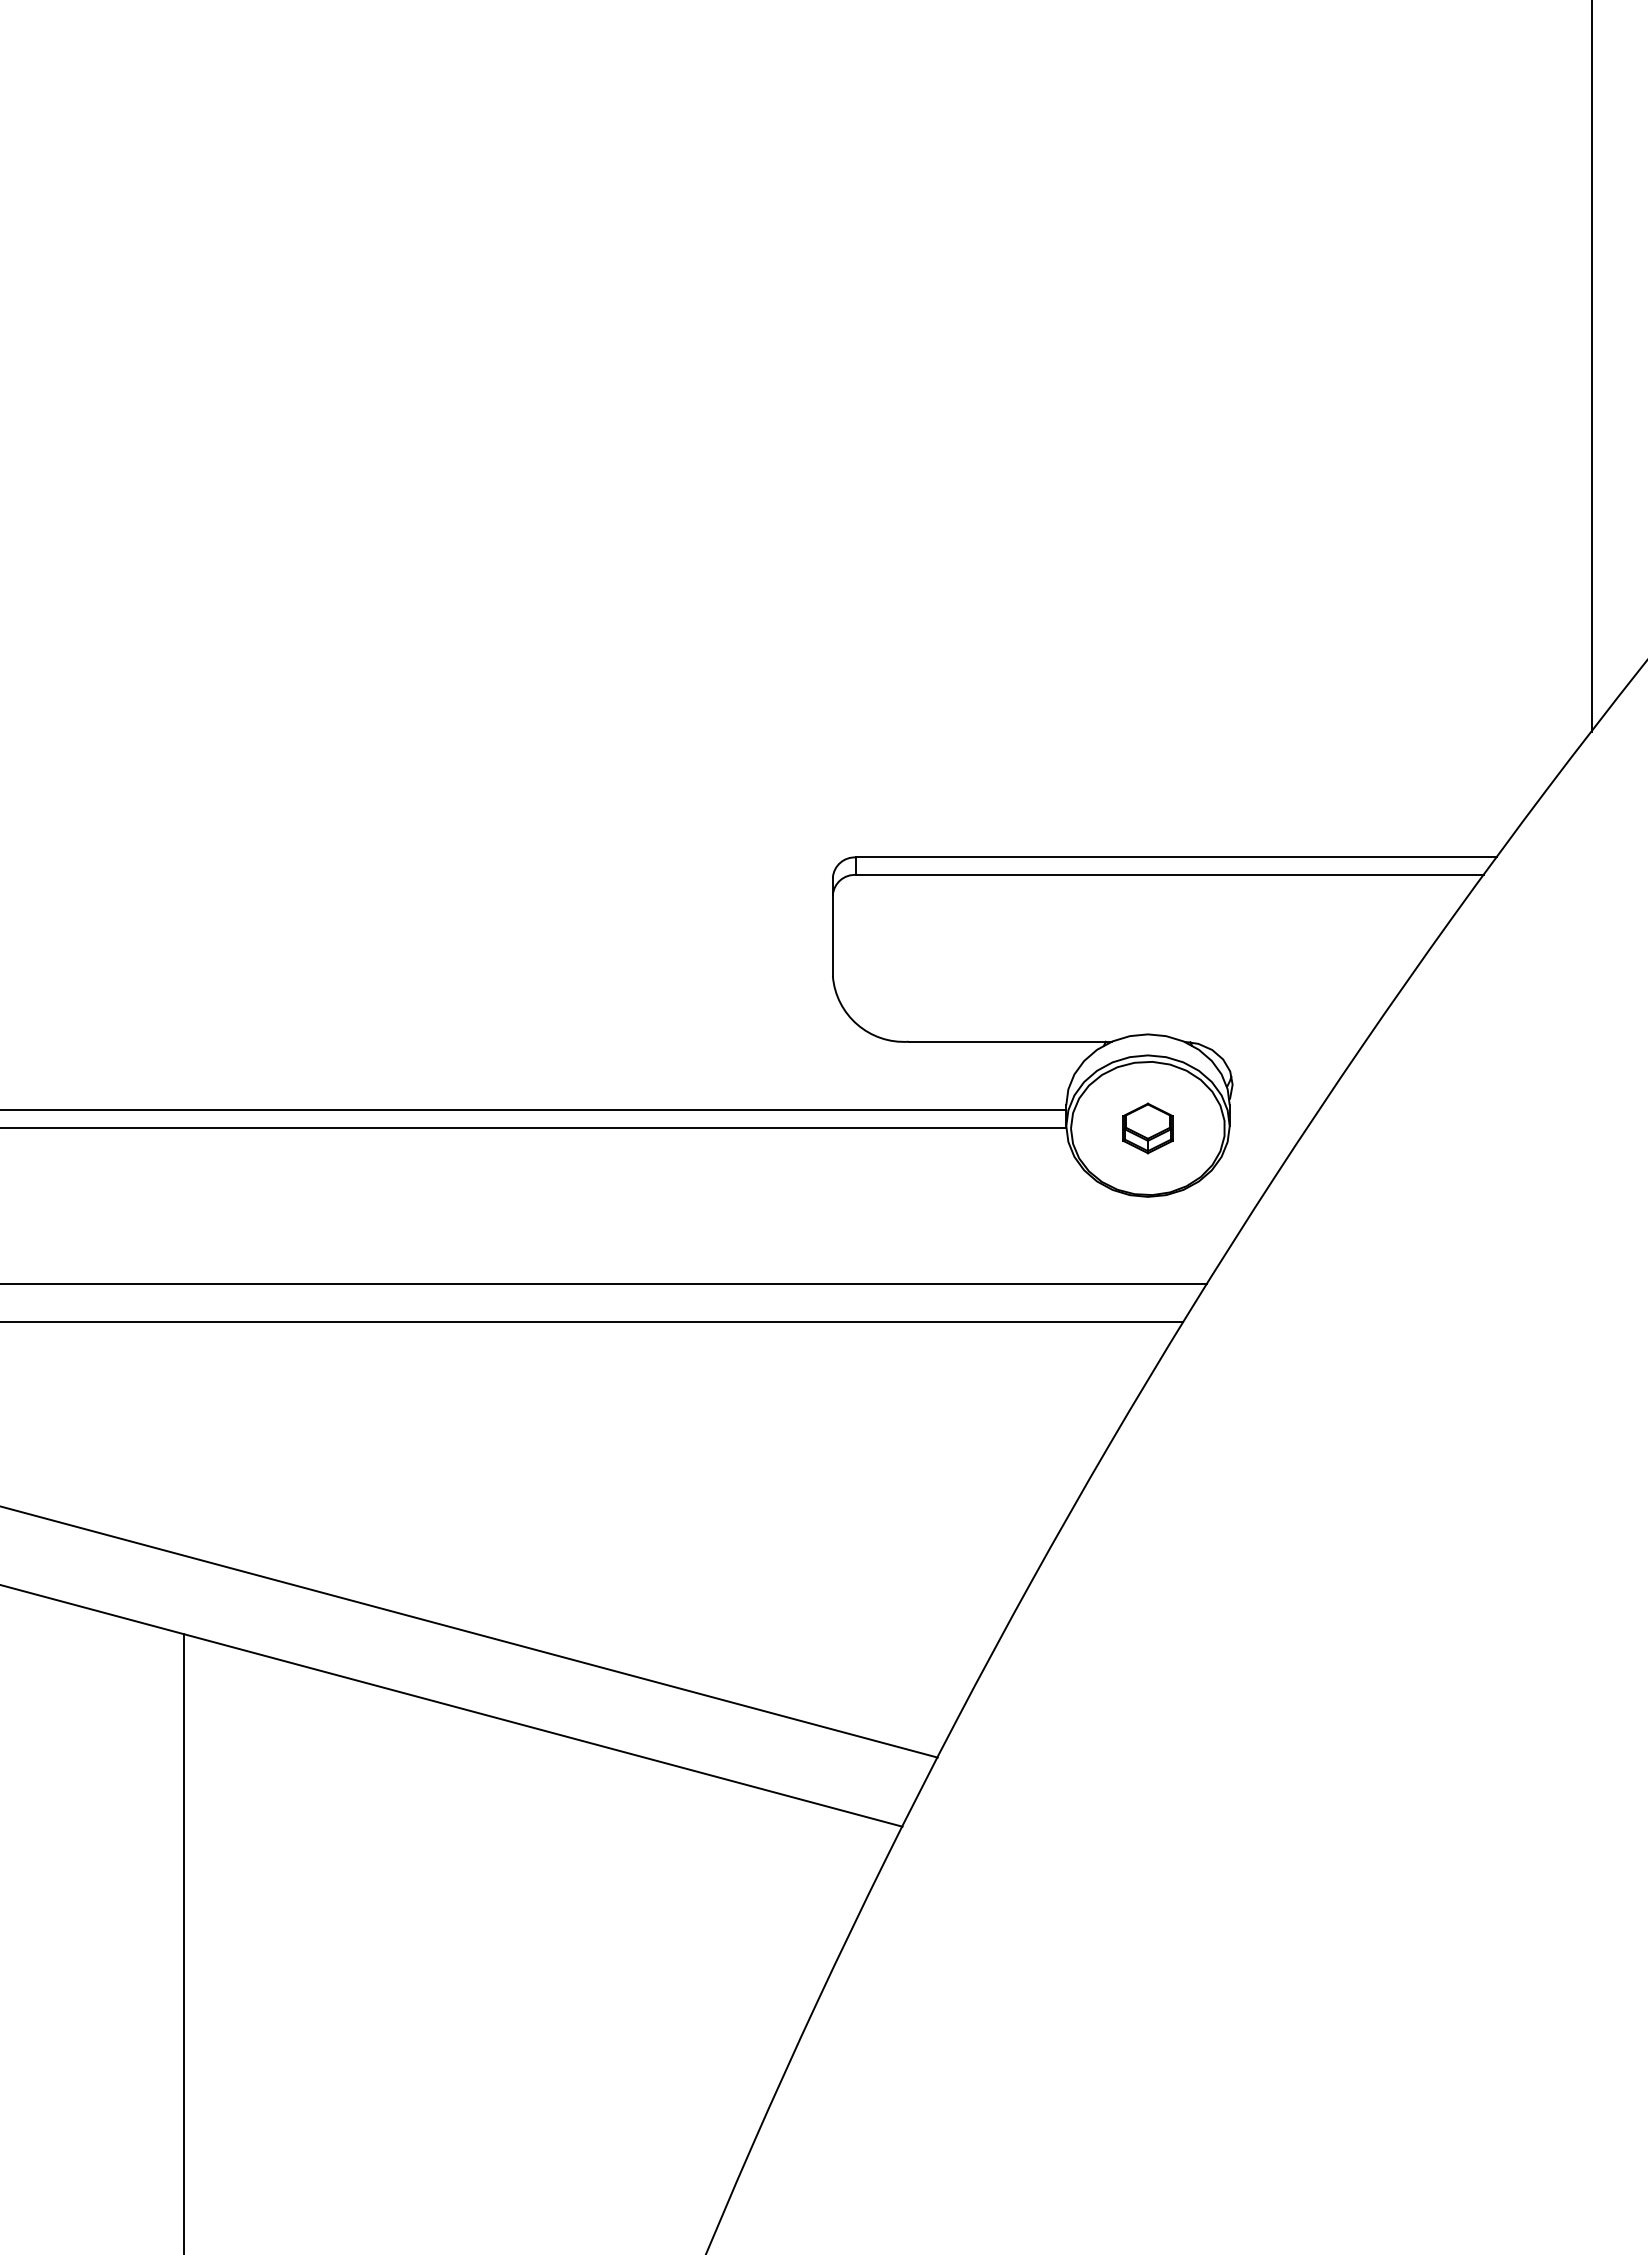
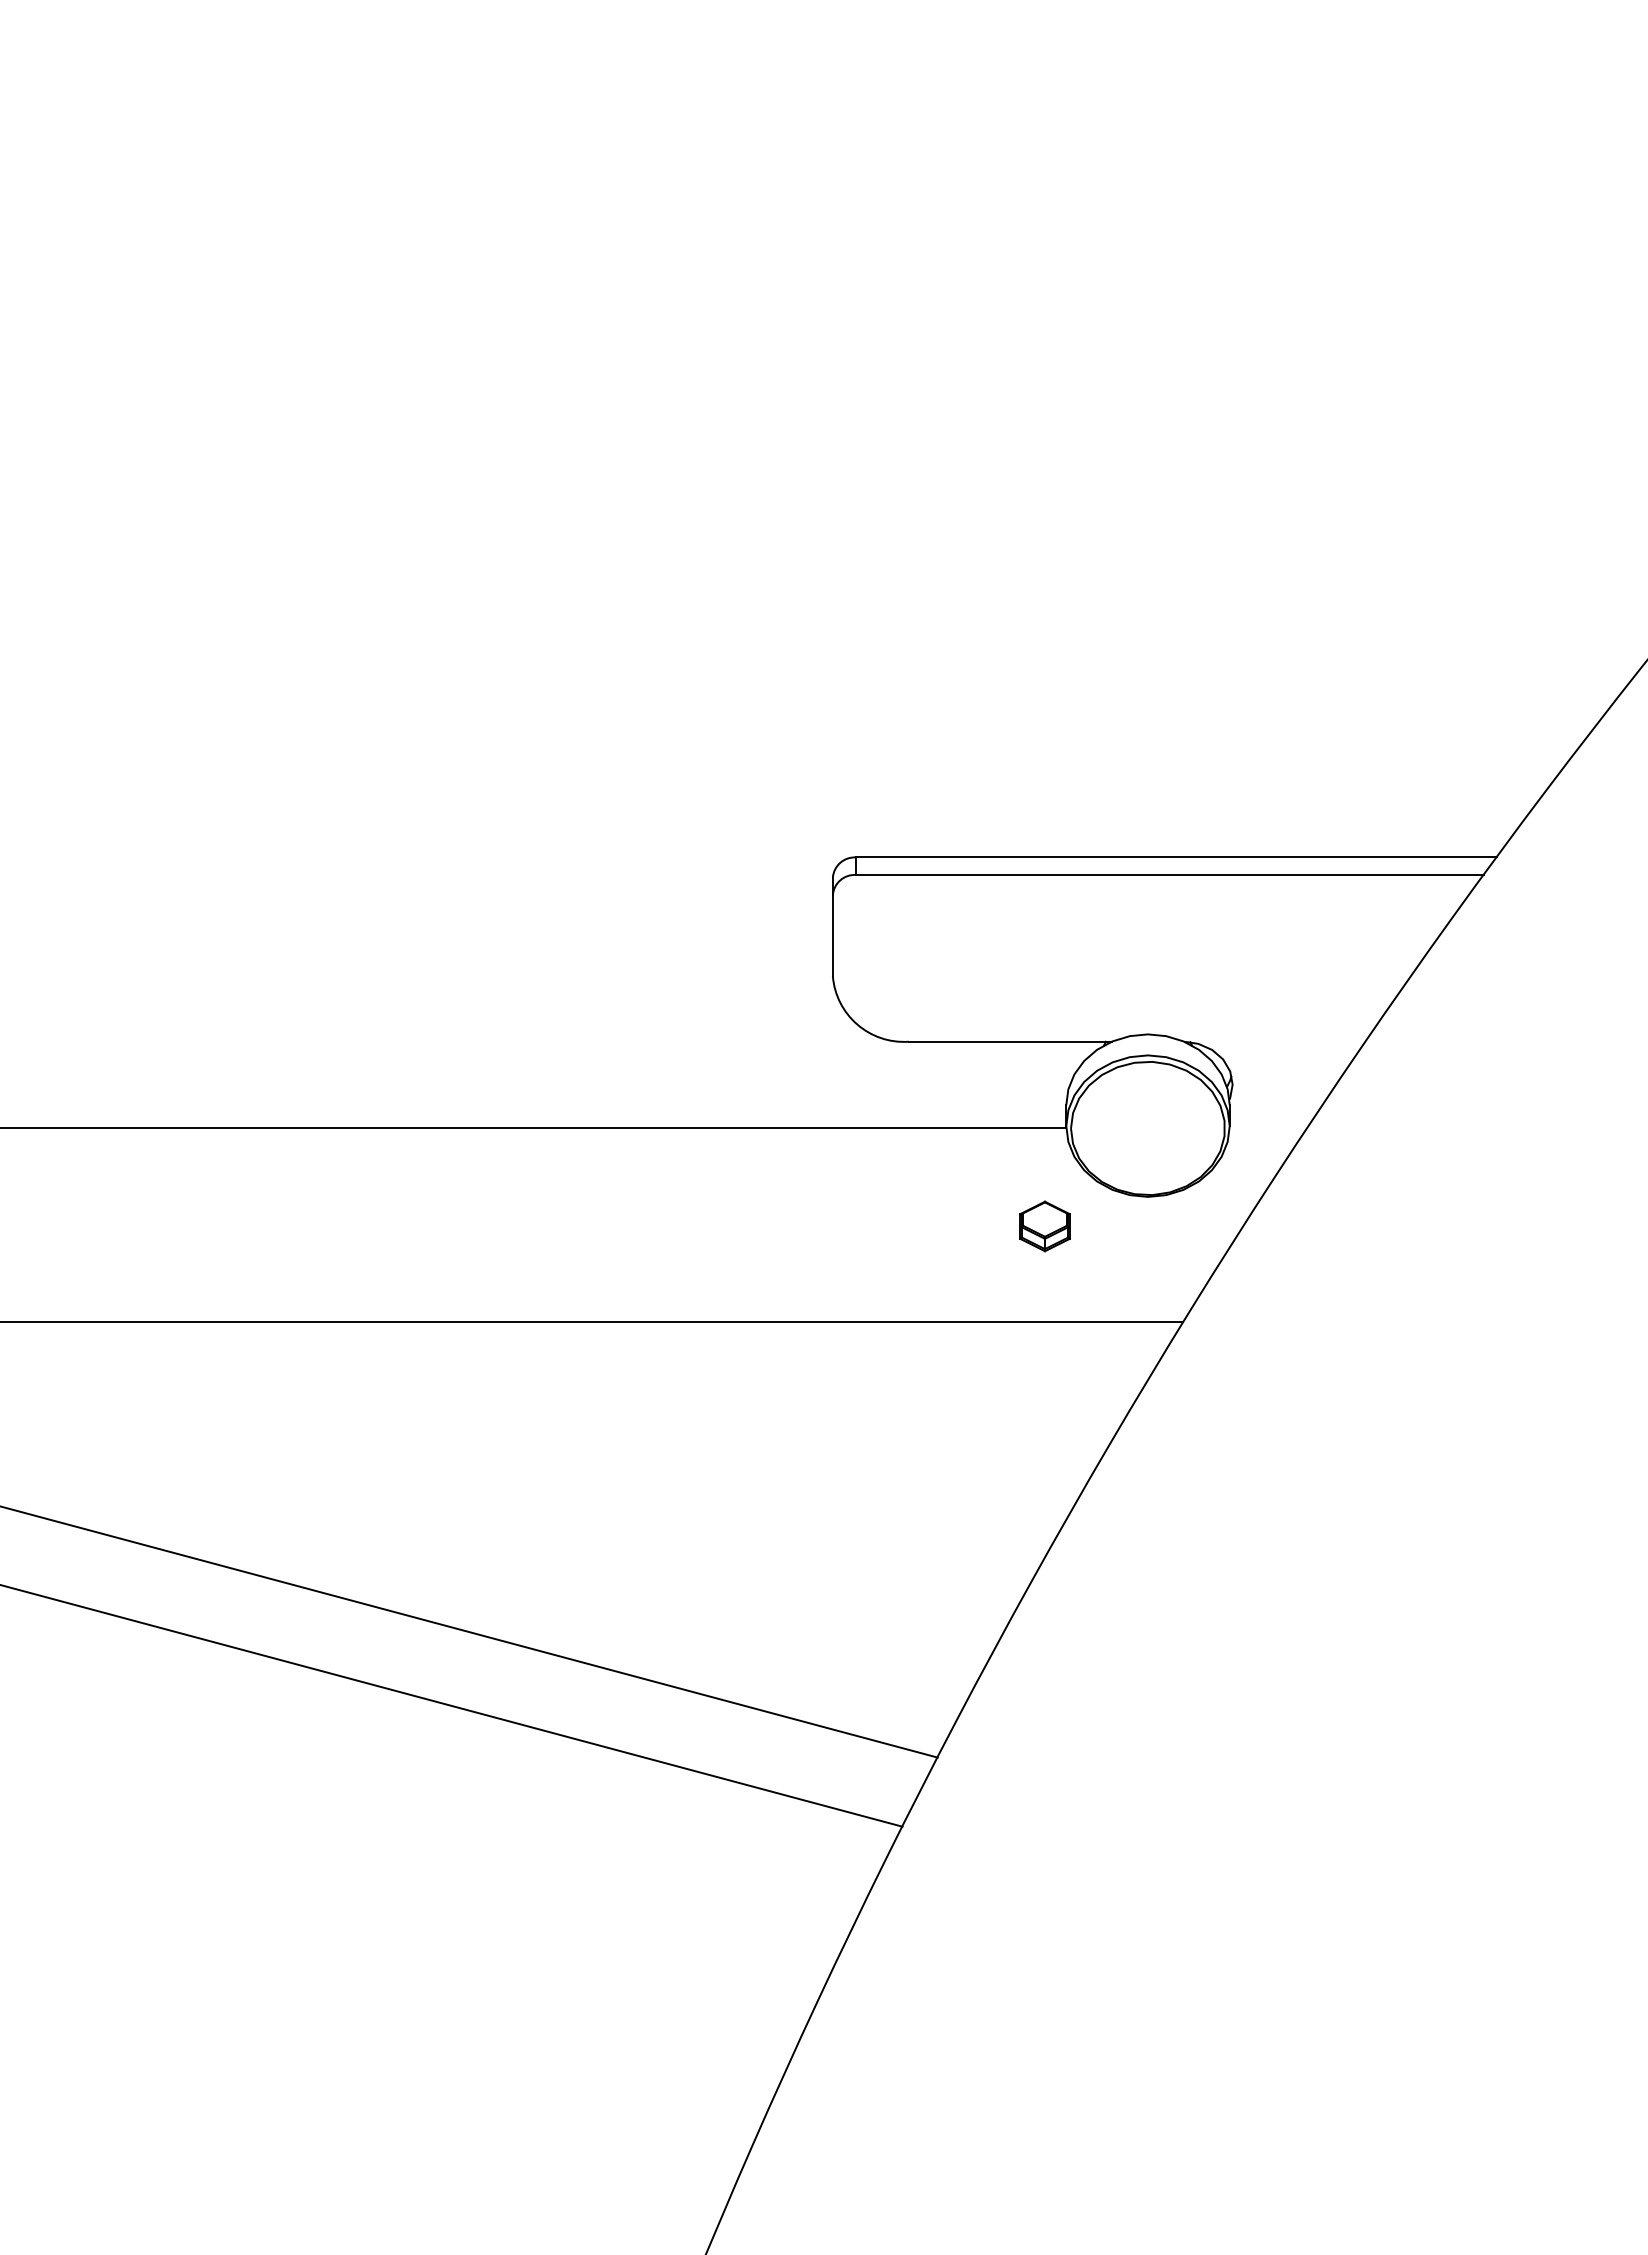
line: present -> none (1591, 366)
line: present -> none (534, 1110)
part position: (1147, 1128) -> (1044, 1226) (1044, 1226)
line: present -> none (604, 1284)
line: present -> none (183, 1942)
